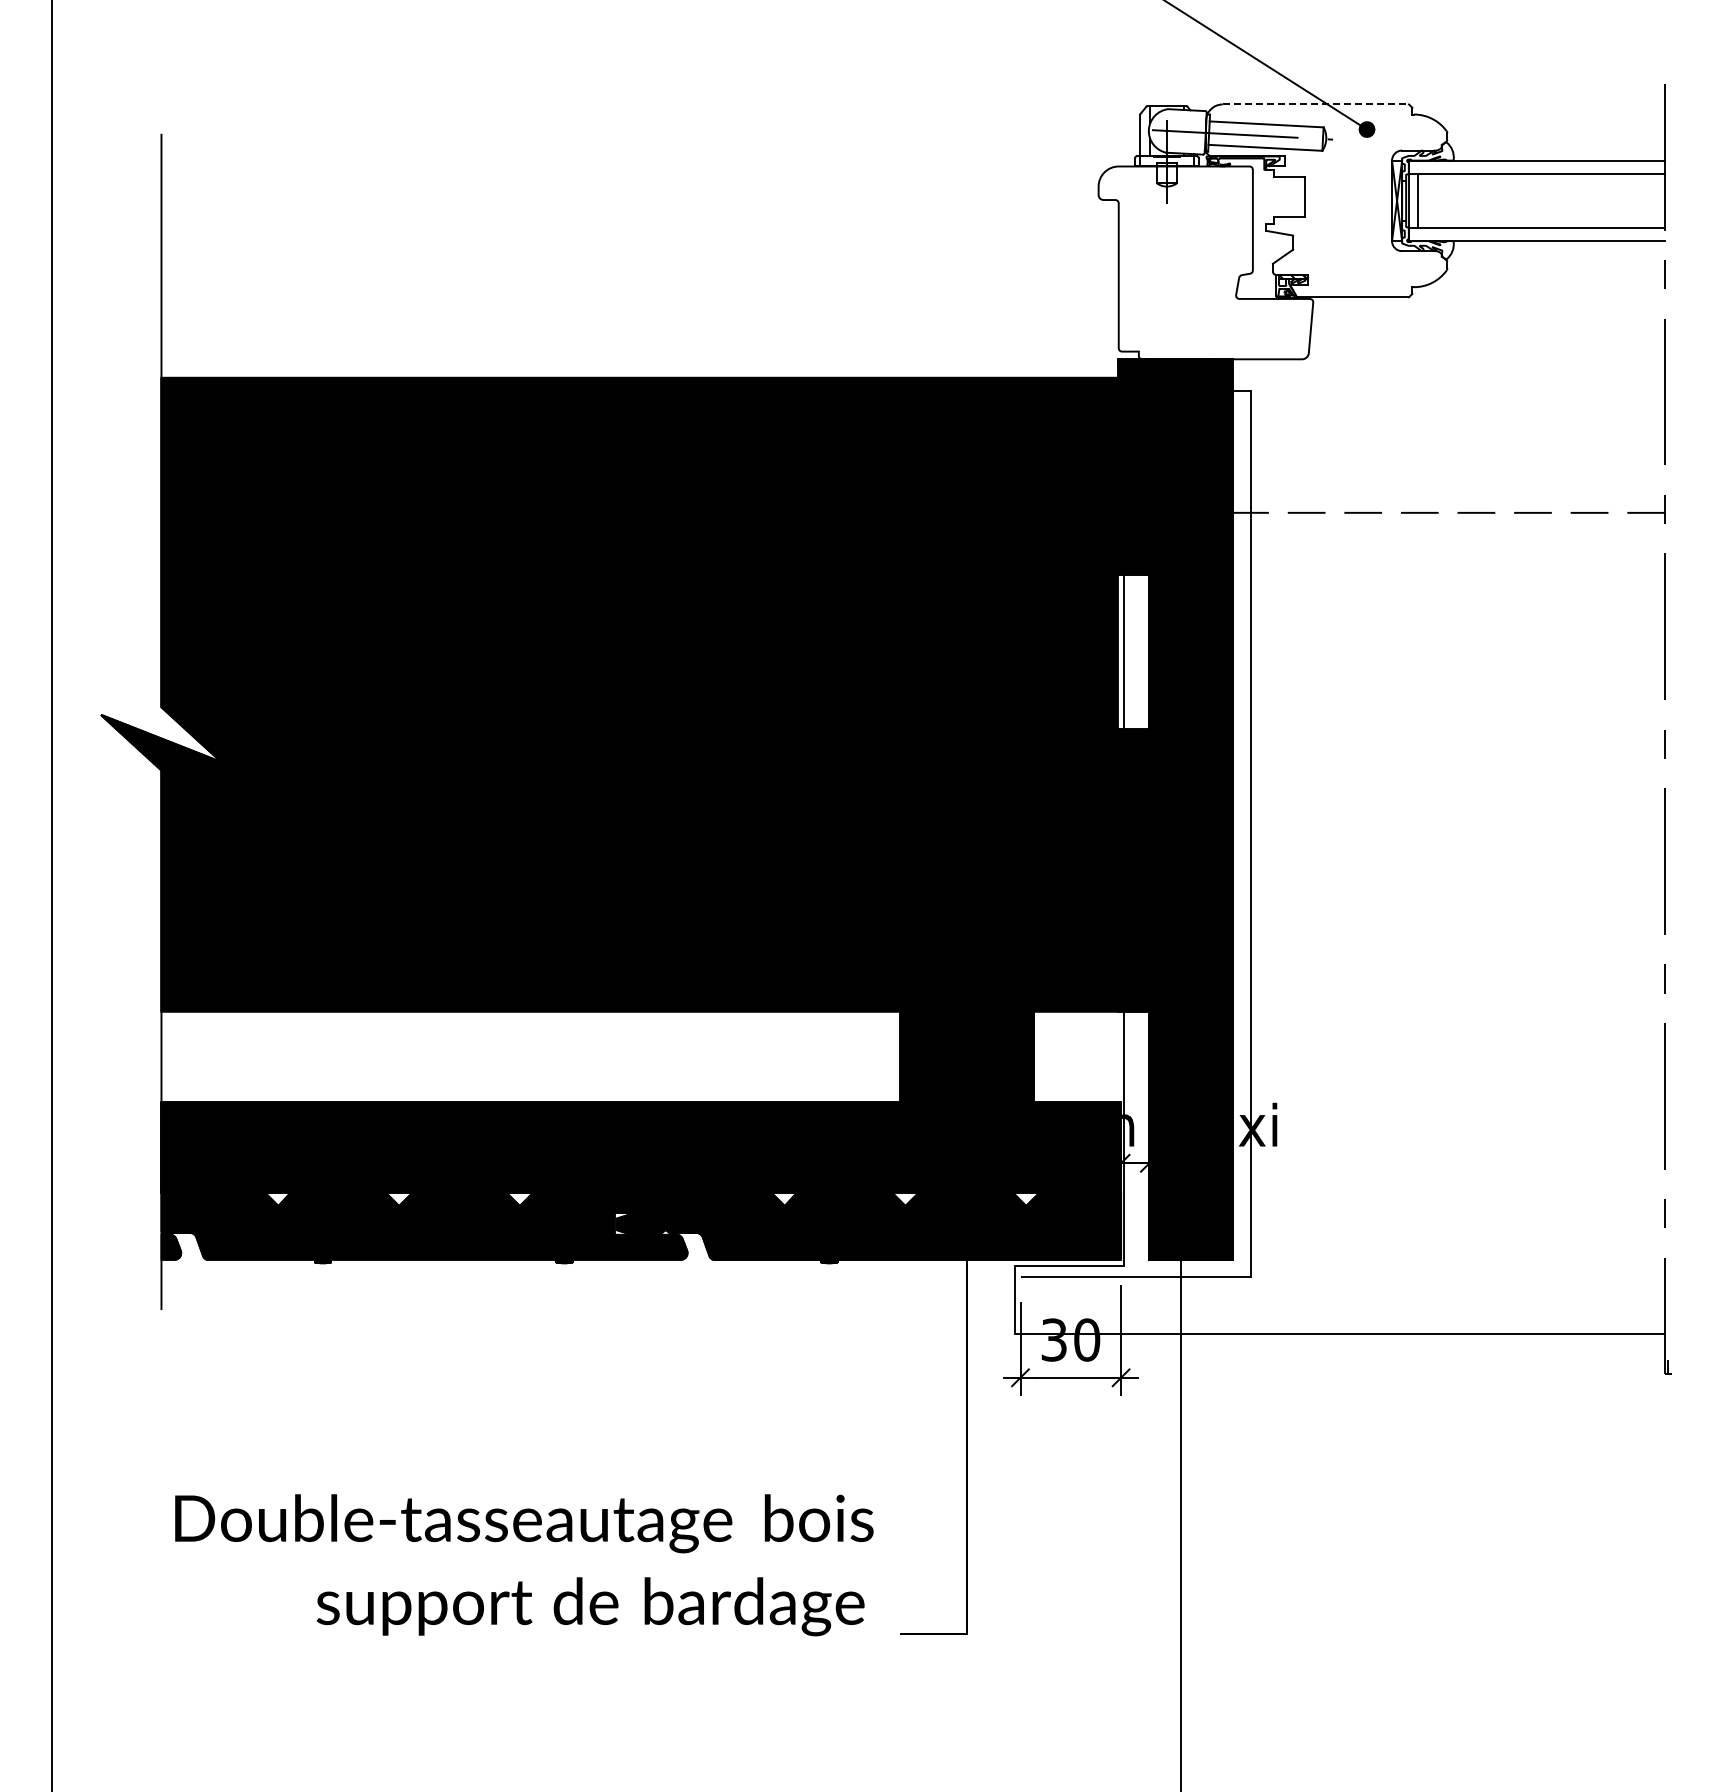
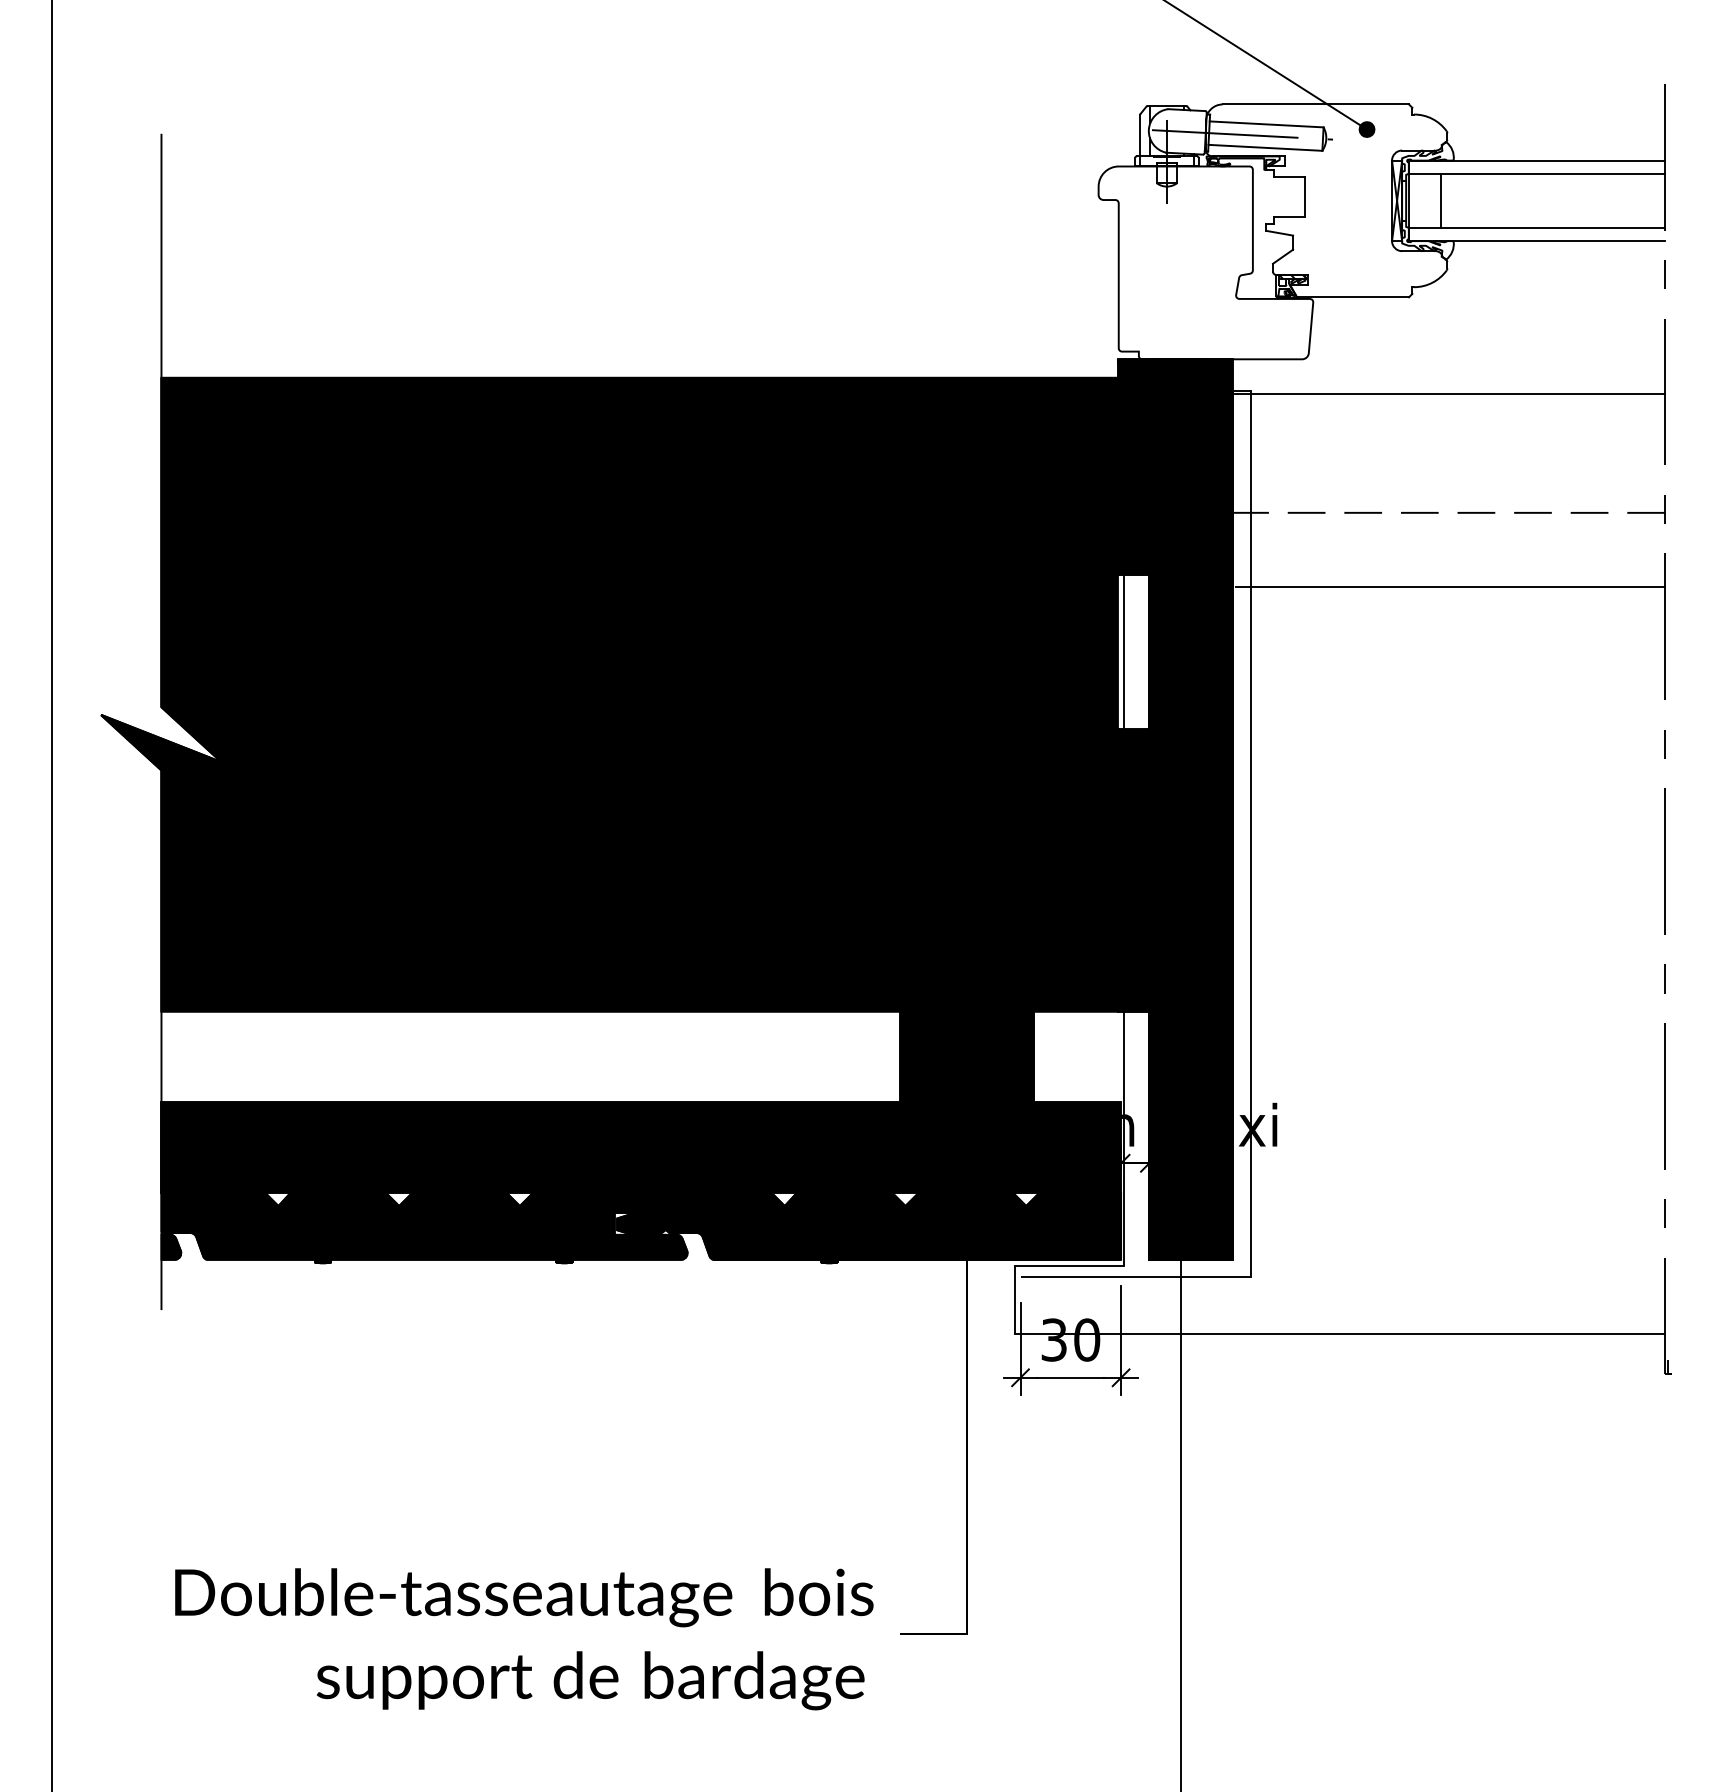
line: dashed -> solid (1316, 104)
line position: (1417, 200) -> (1440, 200) (1440, 200)
line: none -> present (1450, 394)
line: none -> present (1450, 587)
text position: (524, 1565) -> (524, 1639) (524, 1639)
